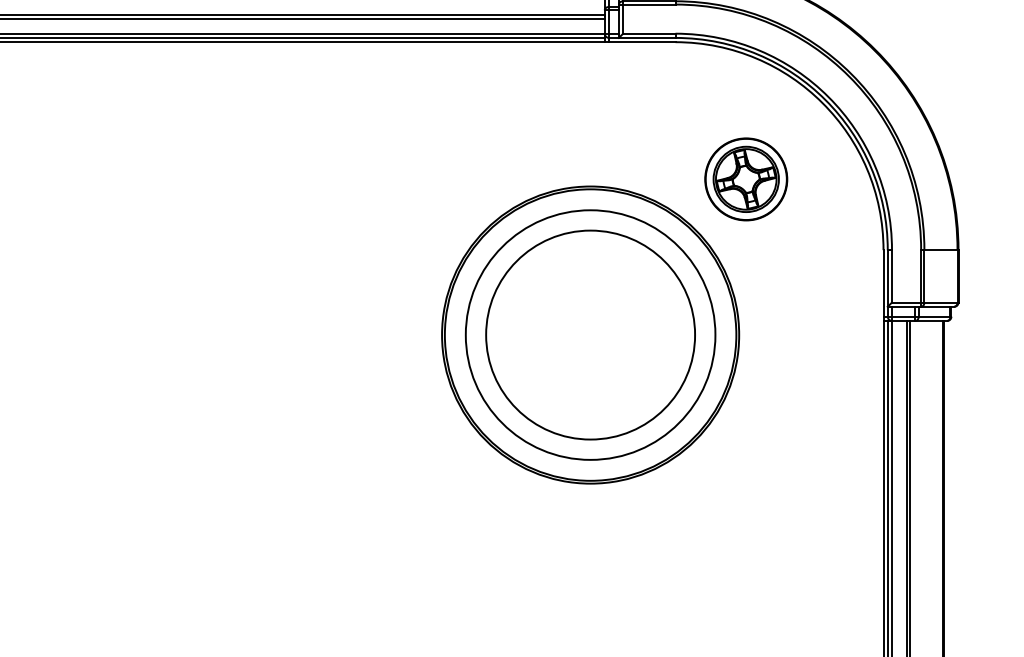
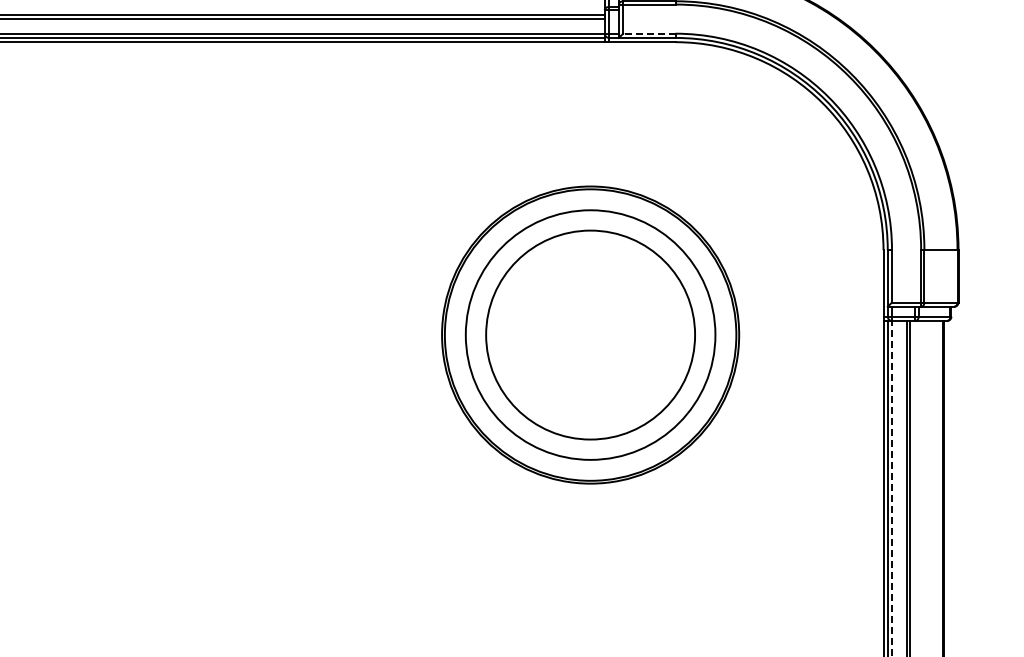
line: solid -> dashed (648, 33)
part: present -> none (746, 179)
line: solid -> dashed (892, 488)
